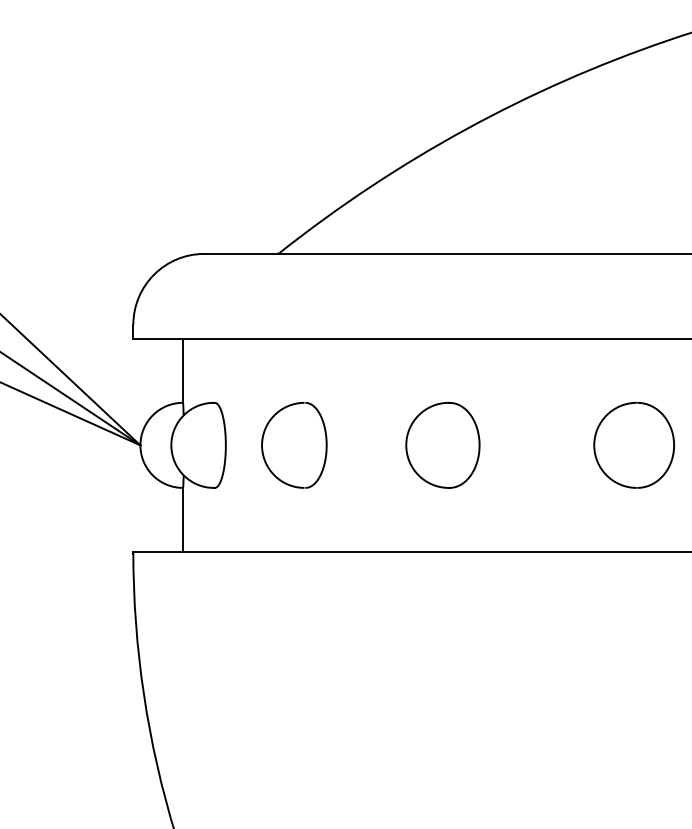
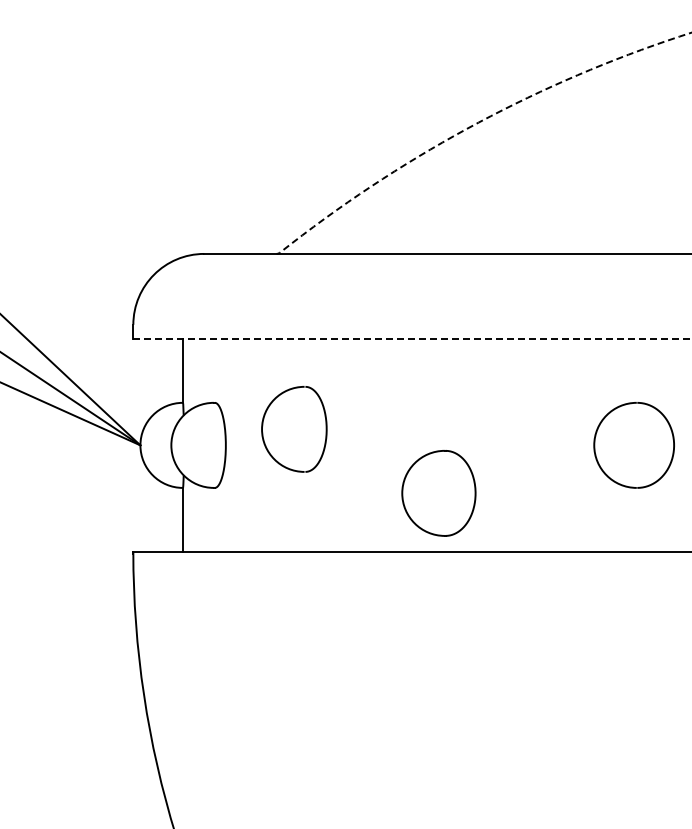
arc: solid -> dashed (476, 124)
line: solid -> dashed (412, 339)
part position: (294, 445) -> (294, 429) (294, 429)
part position: (442, 445) -> (438, 493) (438, 493)
